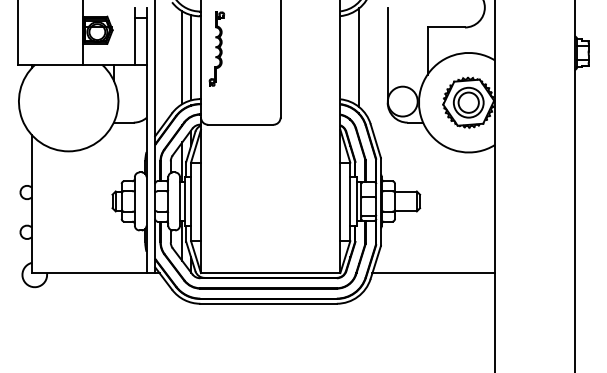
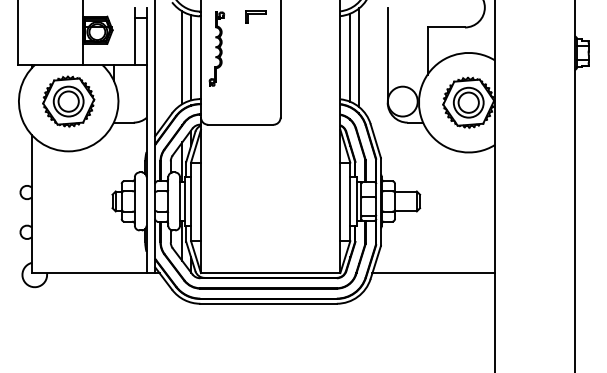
part: none -> present (255, 16)
line: none -> present (350, 57)
part: none -> present (68, 101)
